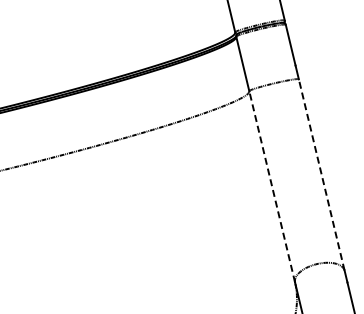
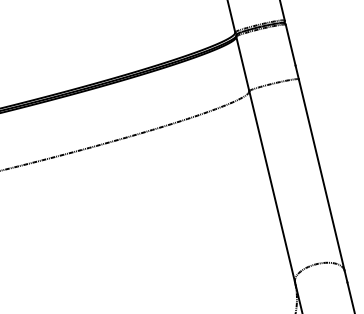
line: dashed -> solid (321, 174)
line: dashed -> solid (272, 186)
